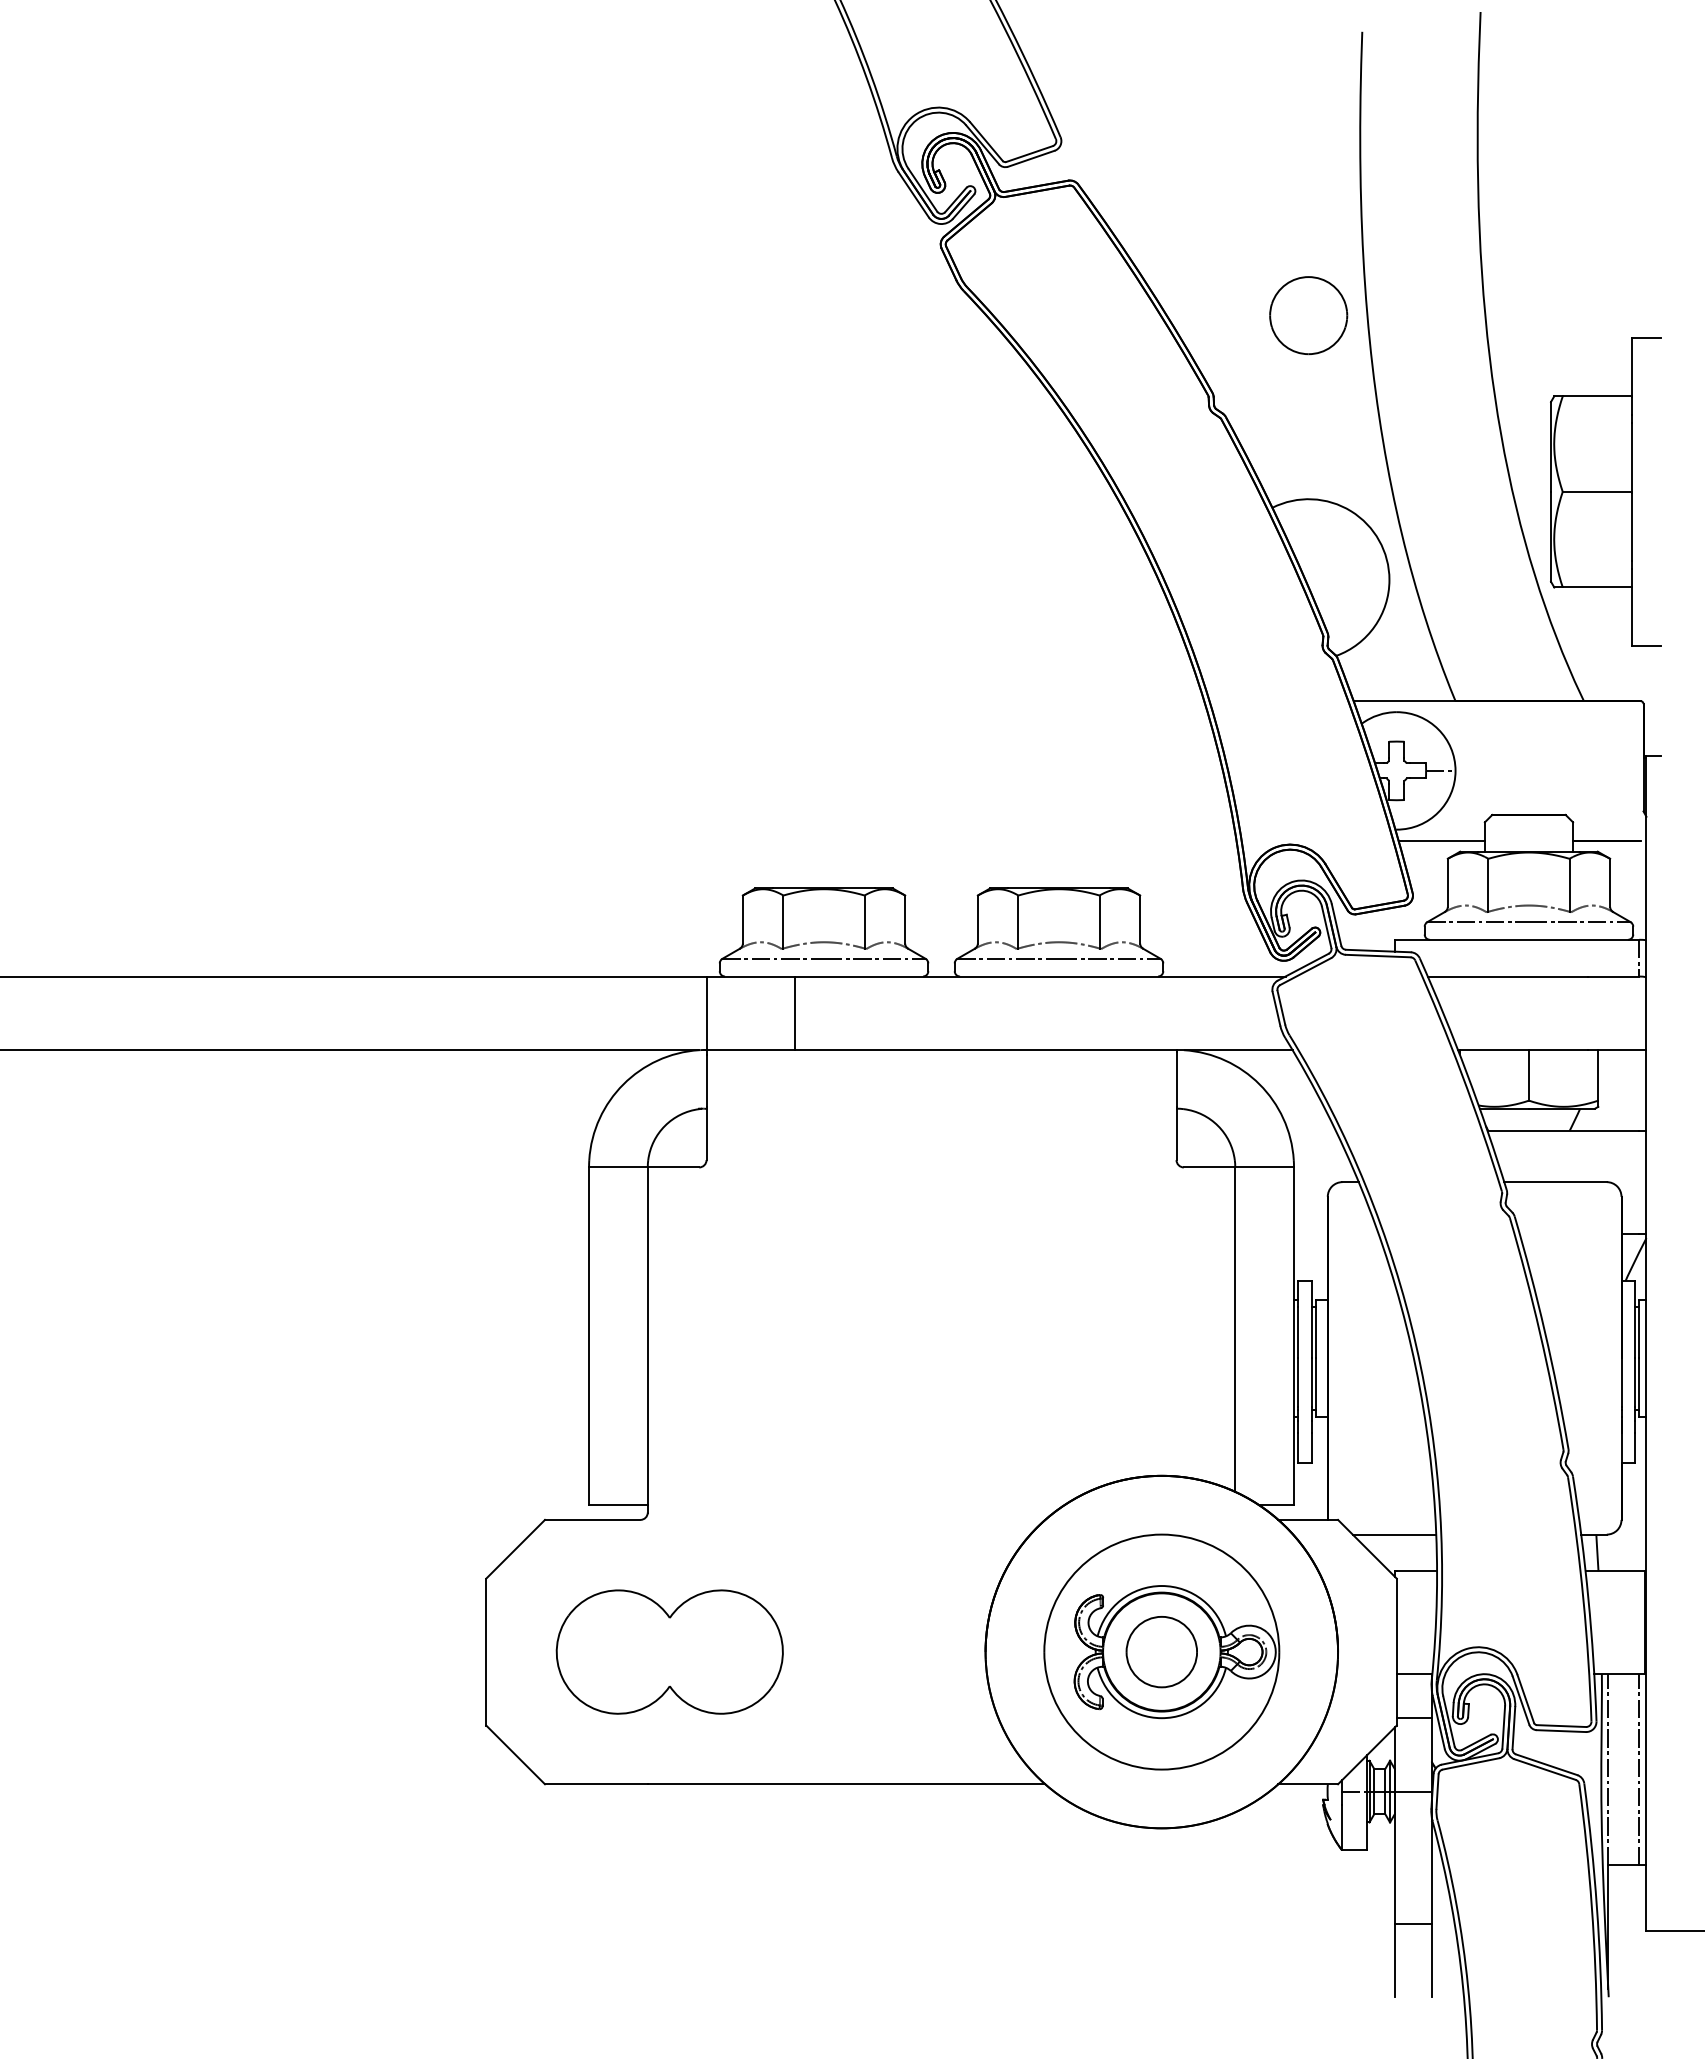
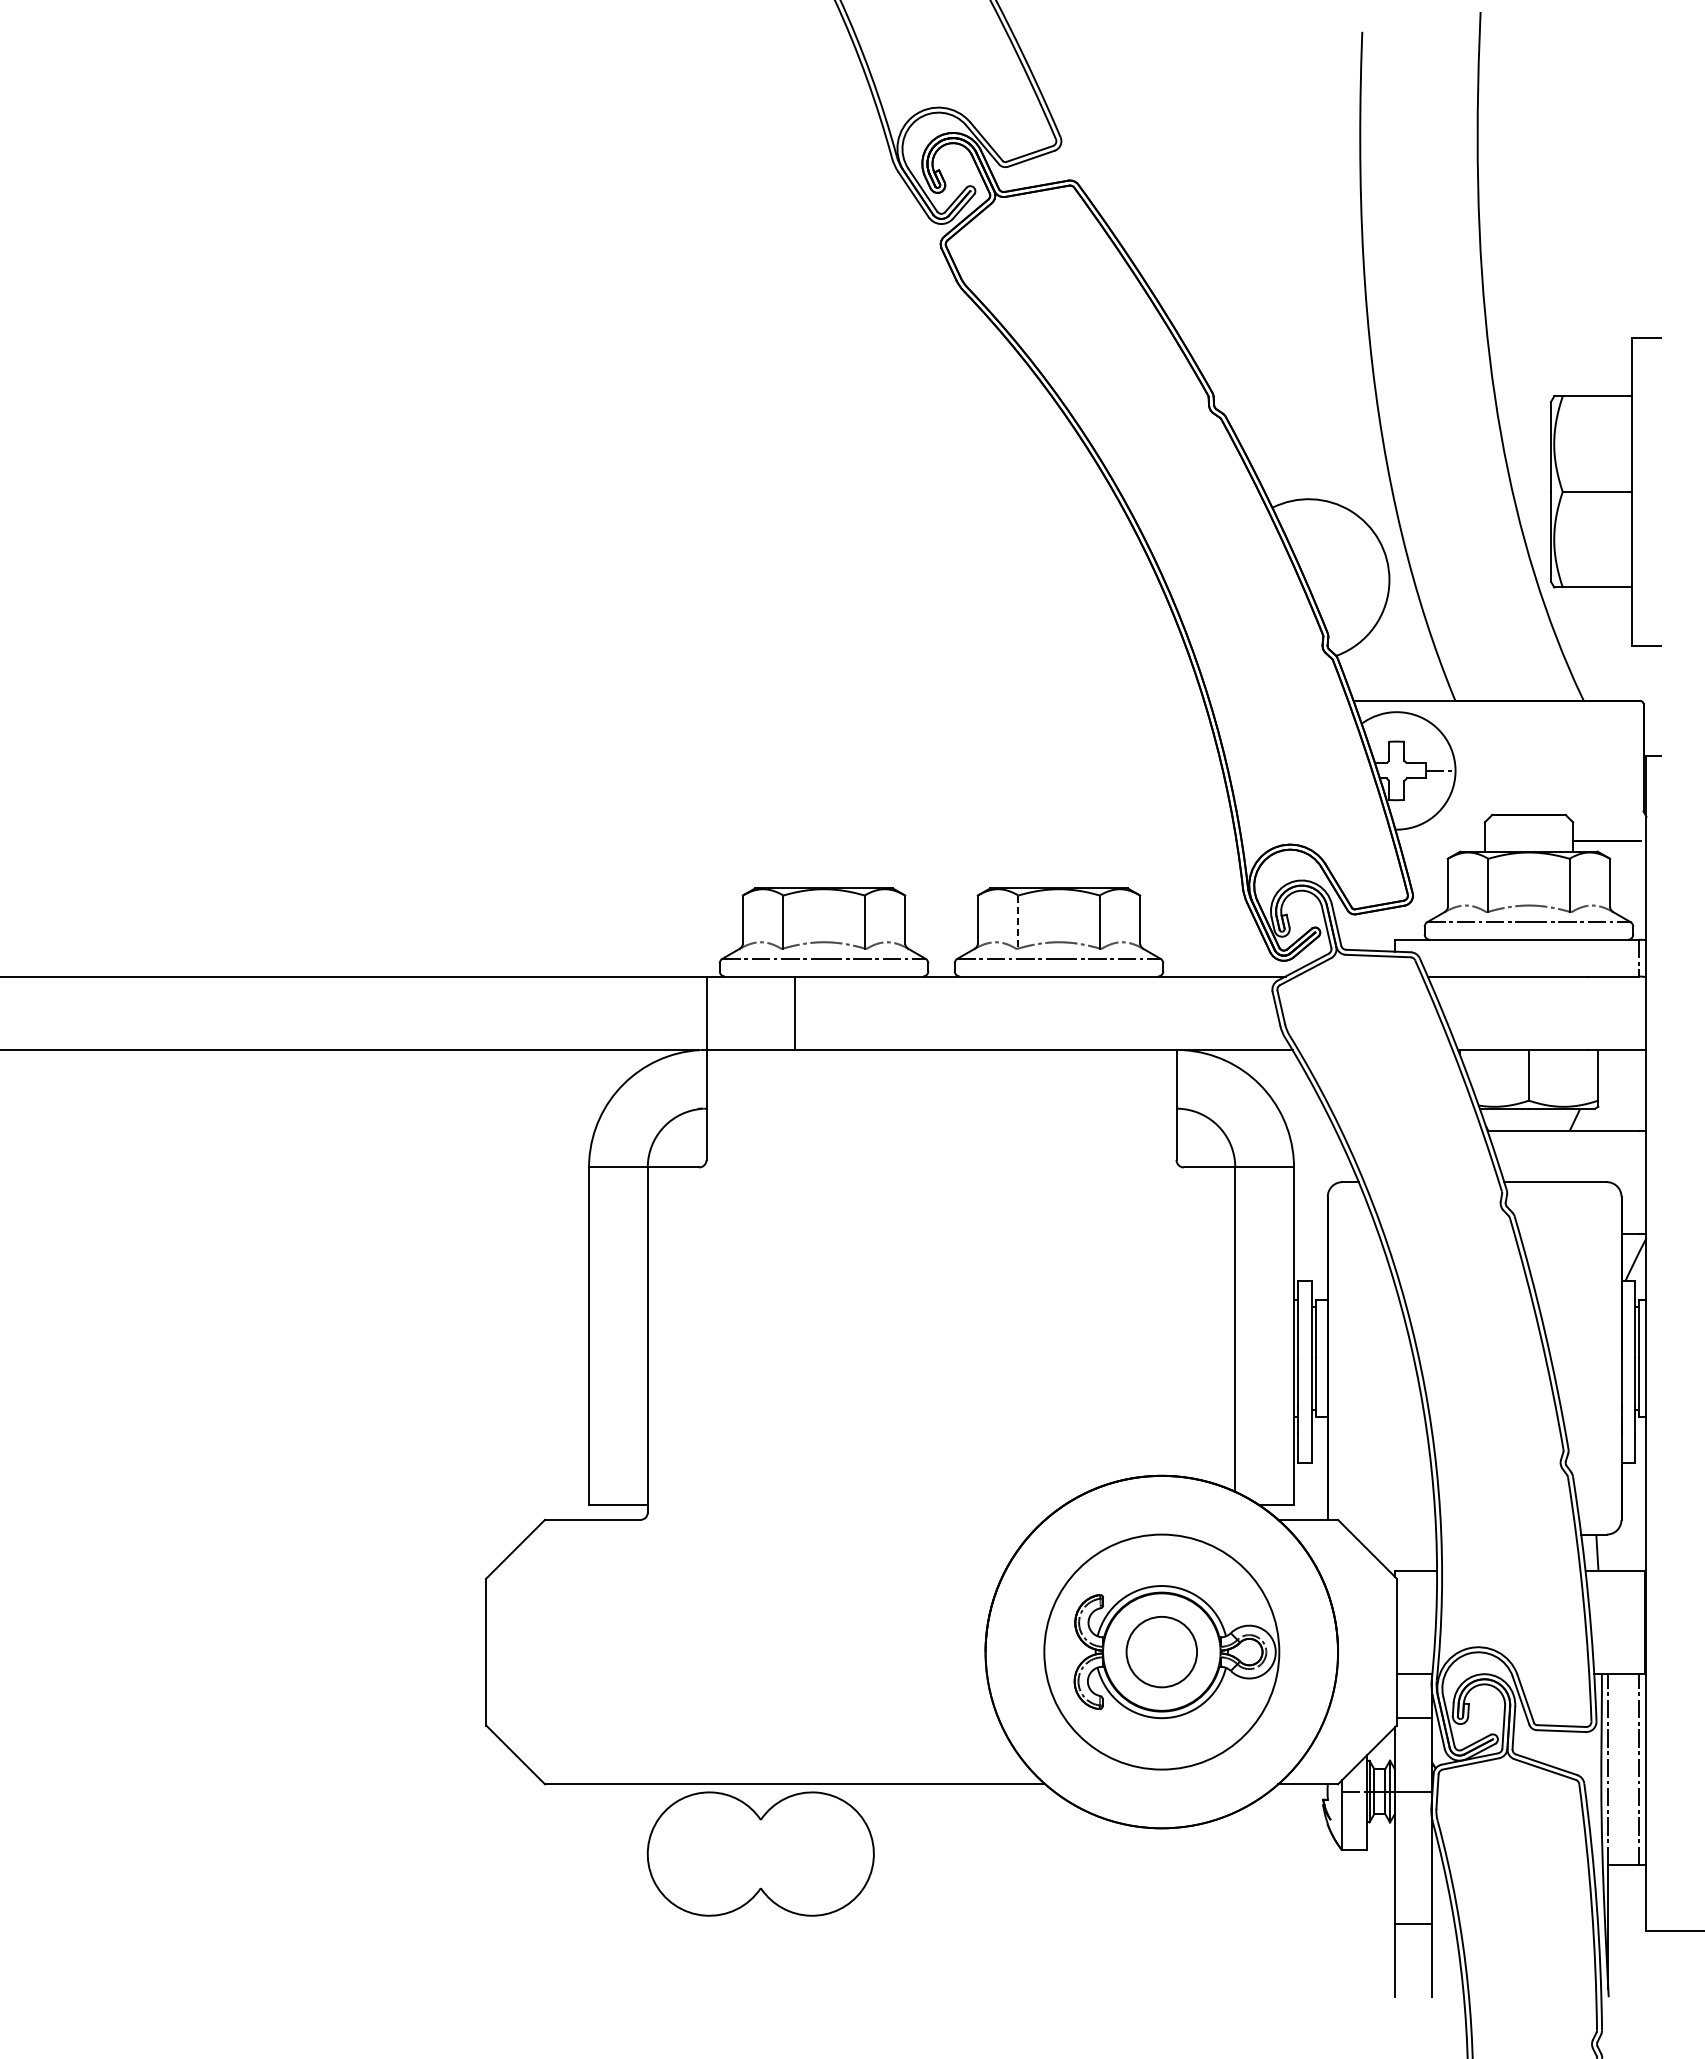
part: present -> none (1308, 315)
line: present -> none (1441, 840)
line: solid -> dashed (1018, 922)
line: present -> none (1394, 1534)
part position: (669, 1651) -> (760, 1853) (760, 1853)
